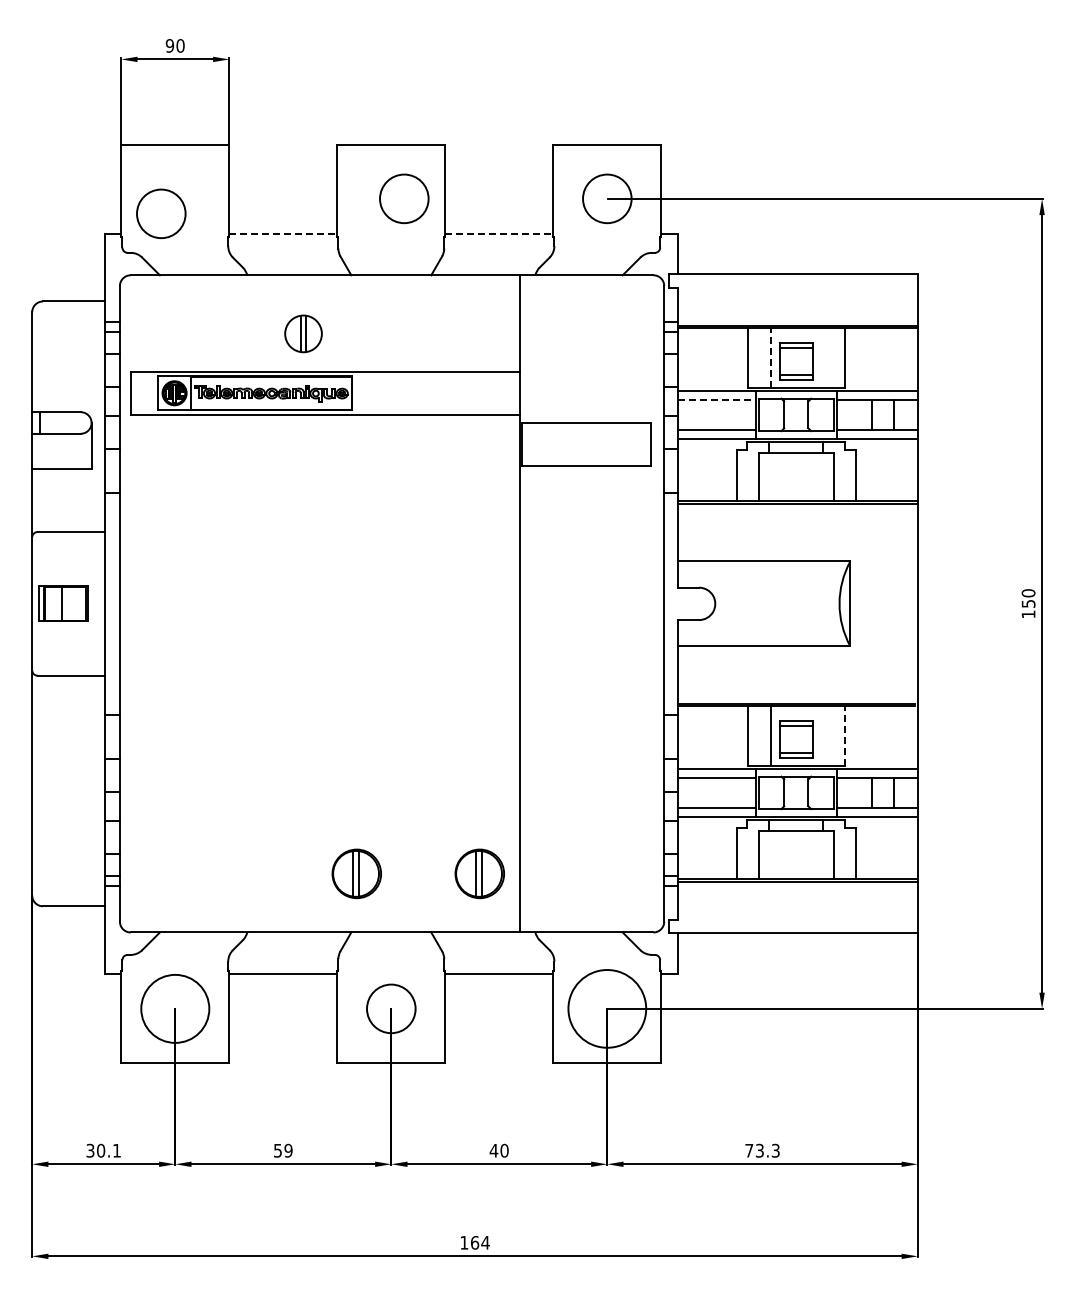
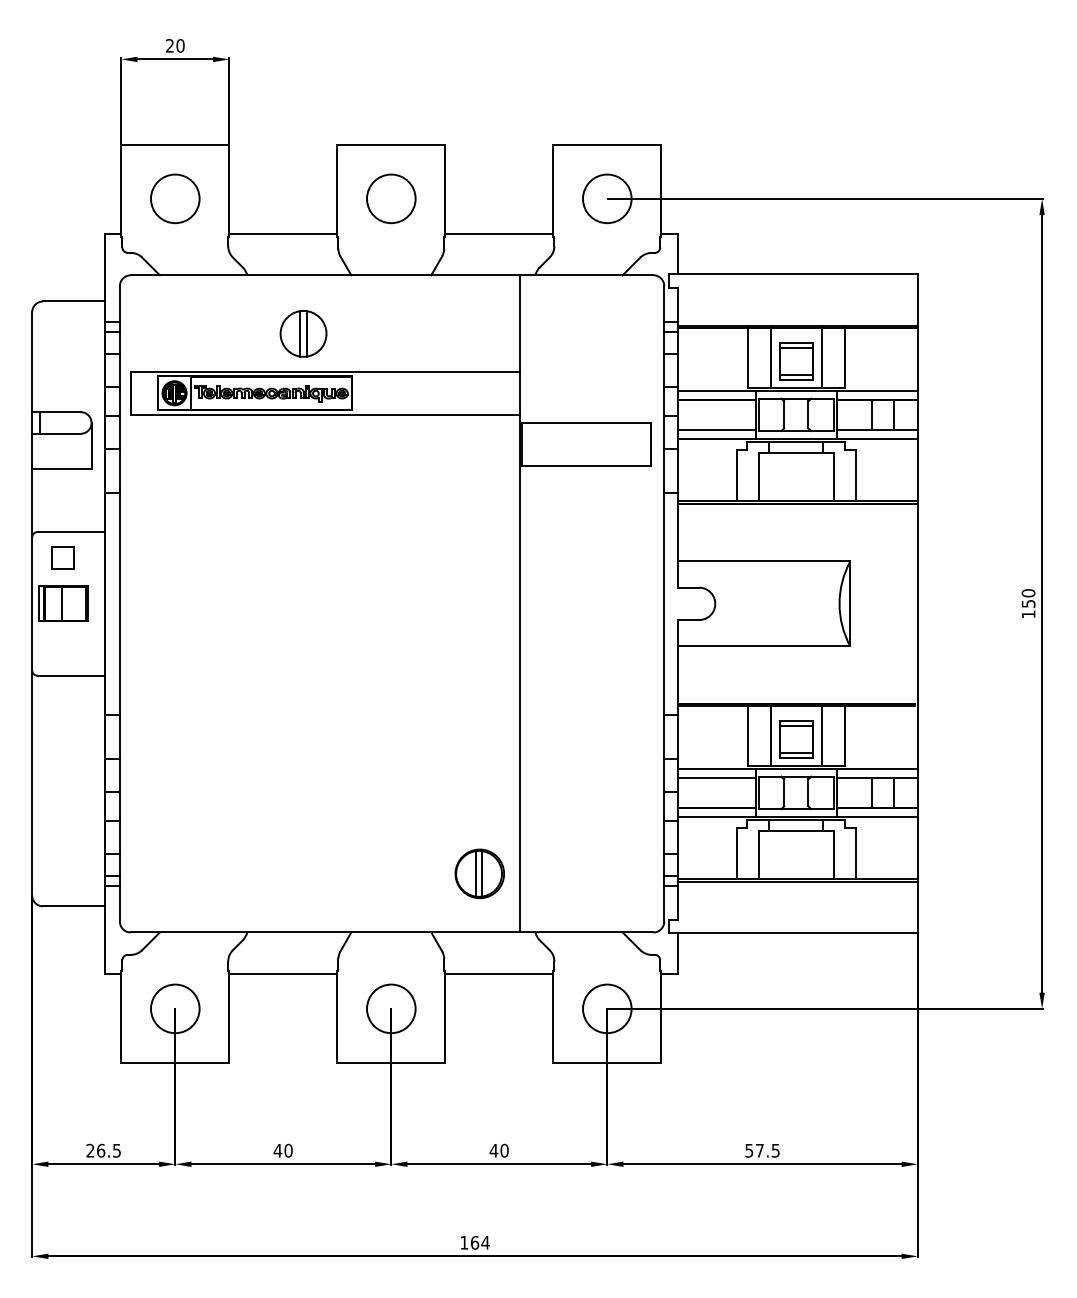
text: 90 -> 20 (169, 45)
circle position: (404, 198) -> (391, 198) (391, 198)
circle position: (161, 213) -> (175, 198) (175, 198)
line: dashed -> solid (283, 233)
line: dashed -> solid (499, 233)
part size: 39x40 px -> 49x48 px (303, 333)
line: none -> present (821, 357)
line: dashed -> solid (770, 358)
line: dashed -> solid (717, 399)
part: none -> present (62, 557)
line: none -> present (821, 735)
line: dashed -> solid (844, 736)
part: present -> none (356, 873)
circle diameter: 68 px -> 49 px (175, 1008)
circle diameter: 78 px -> 49 px (607, 1008)
text: 30.1 -> 26.5 (103, 1150)
text: 59 -> 40 (282, 1150)
text: 73.3 -> 57.5 (762, 1150)
